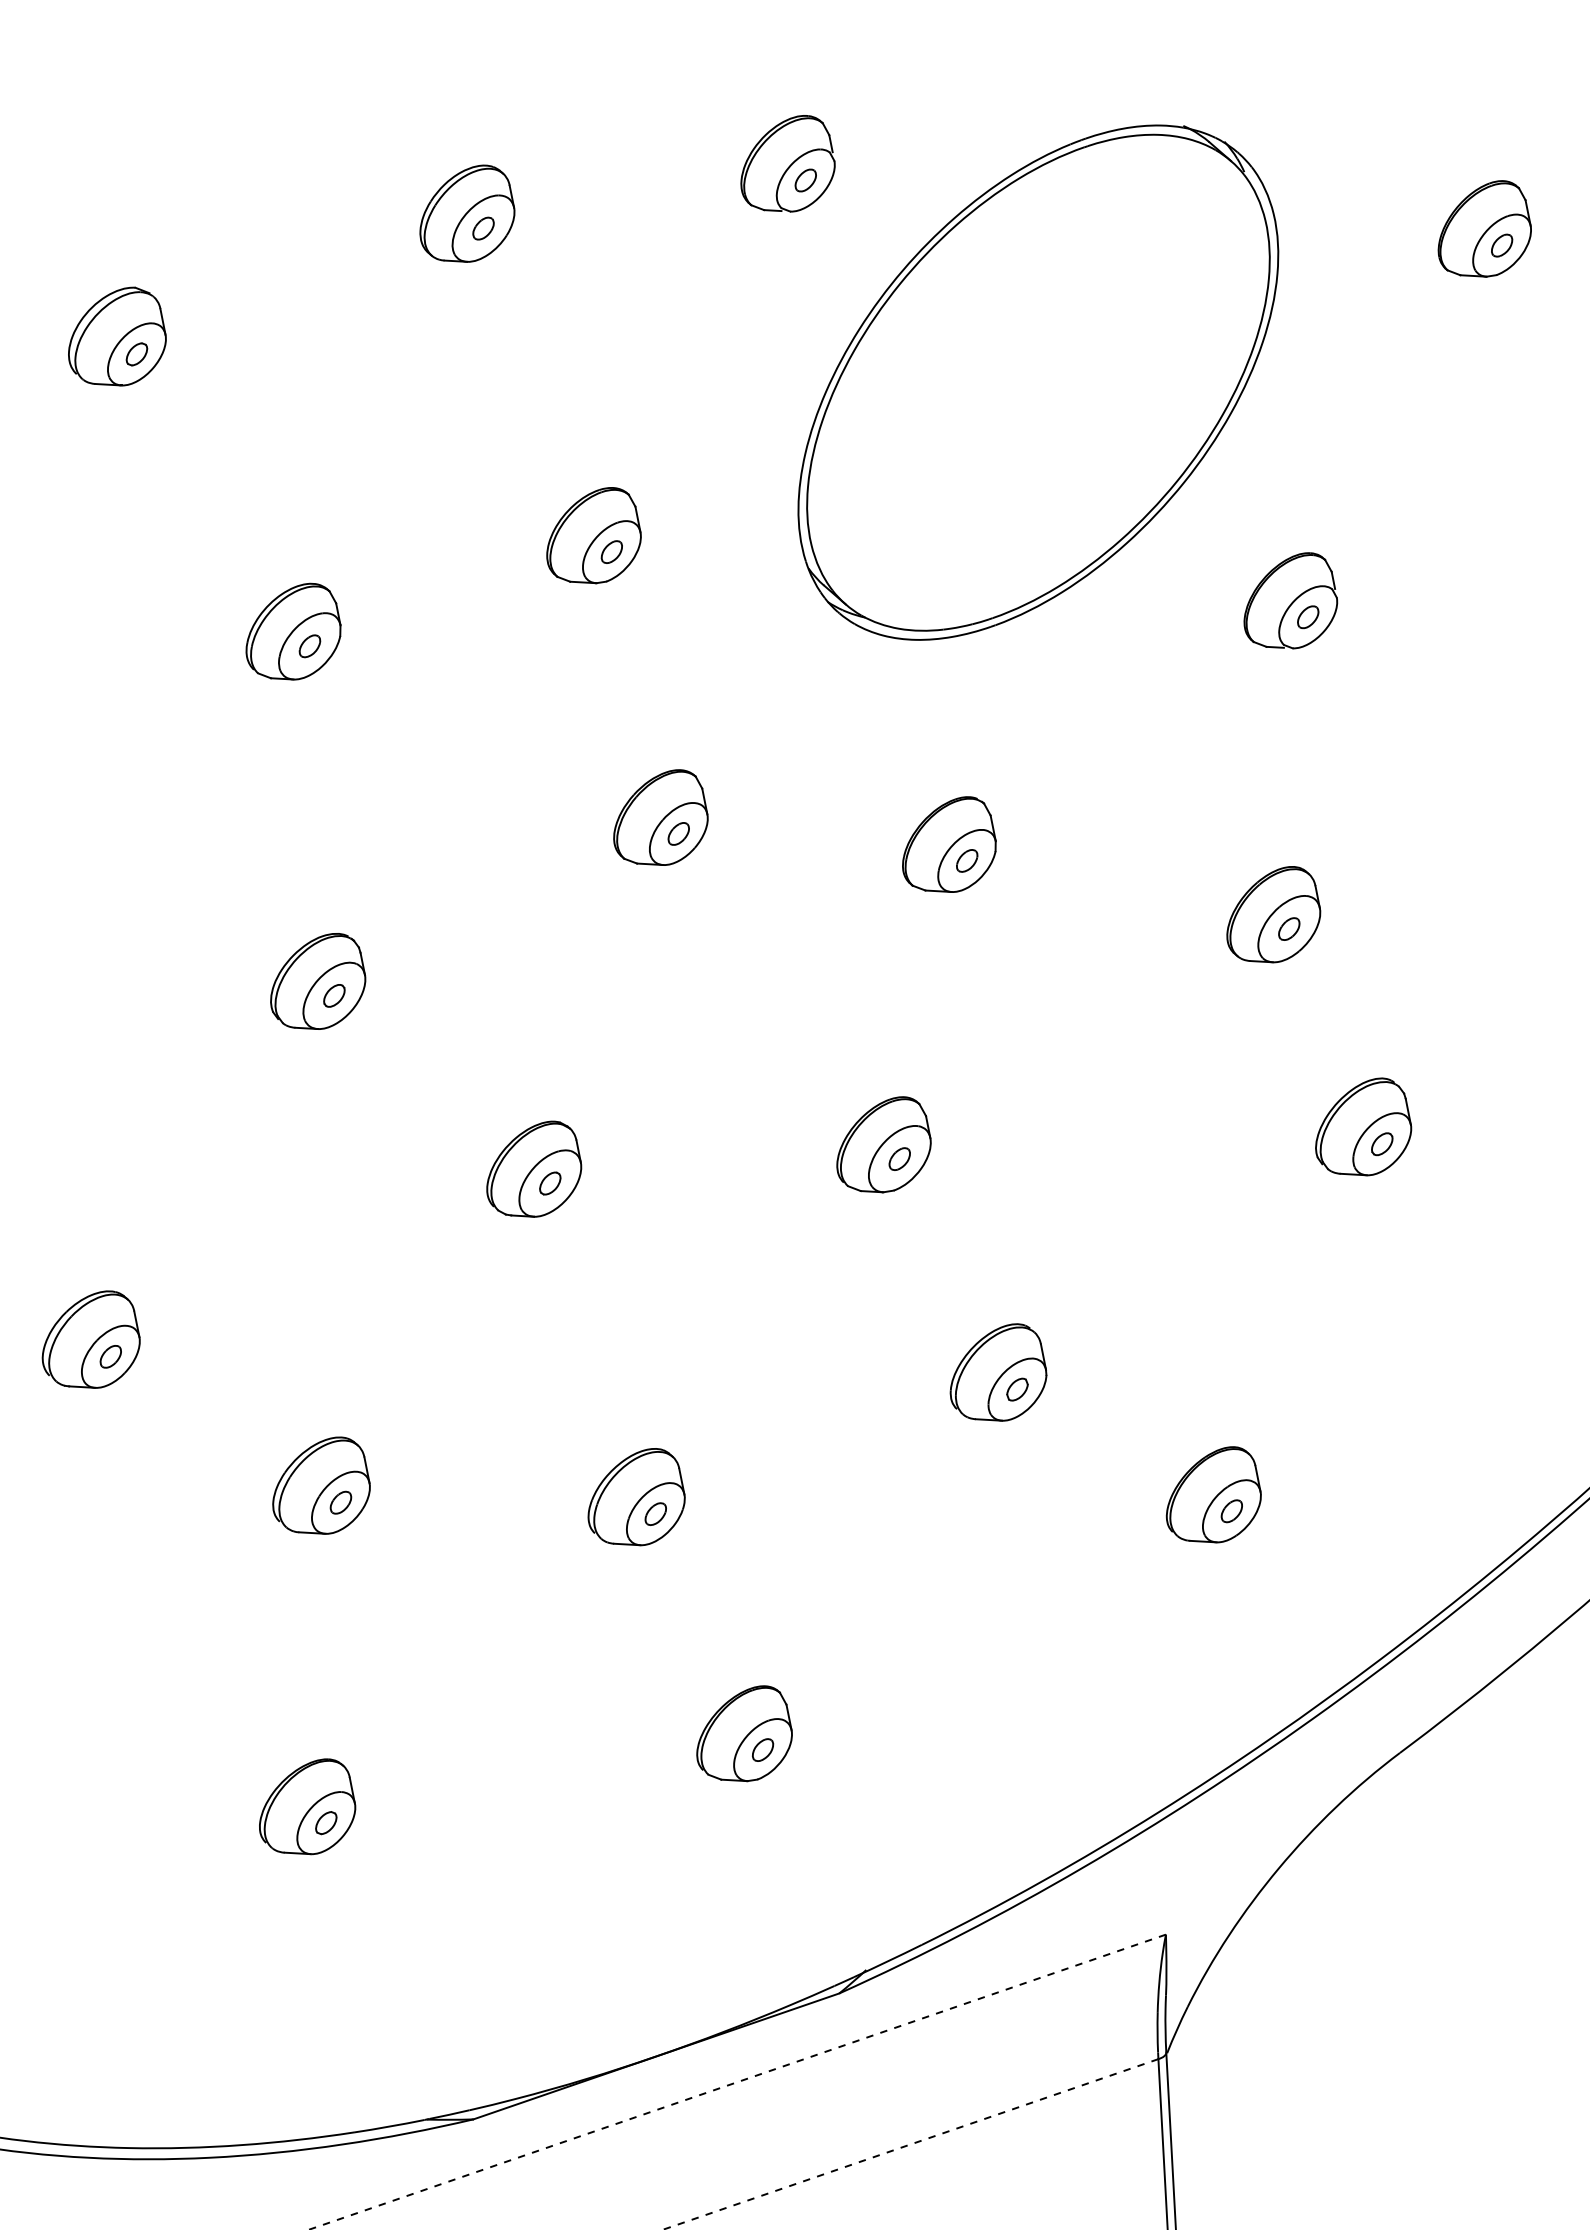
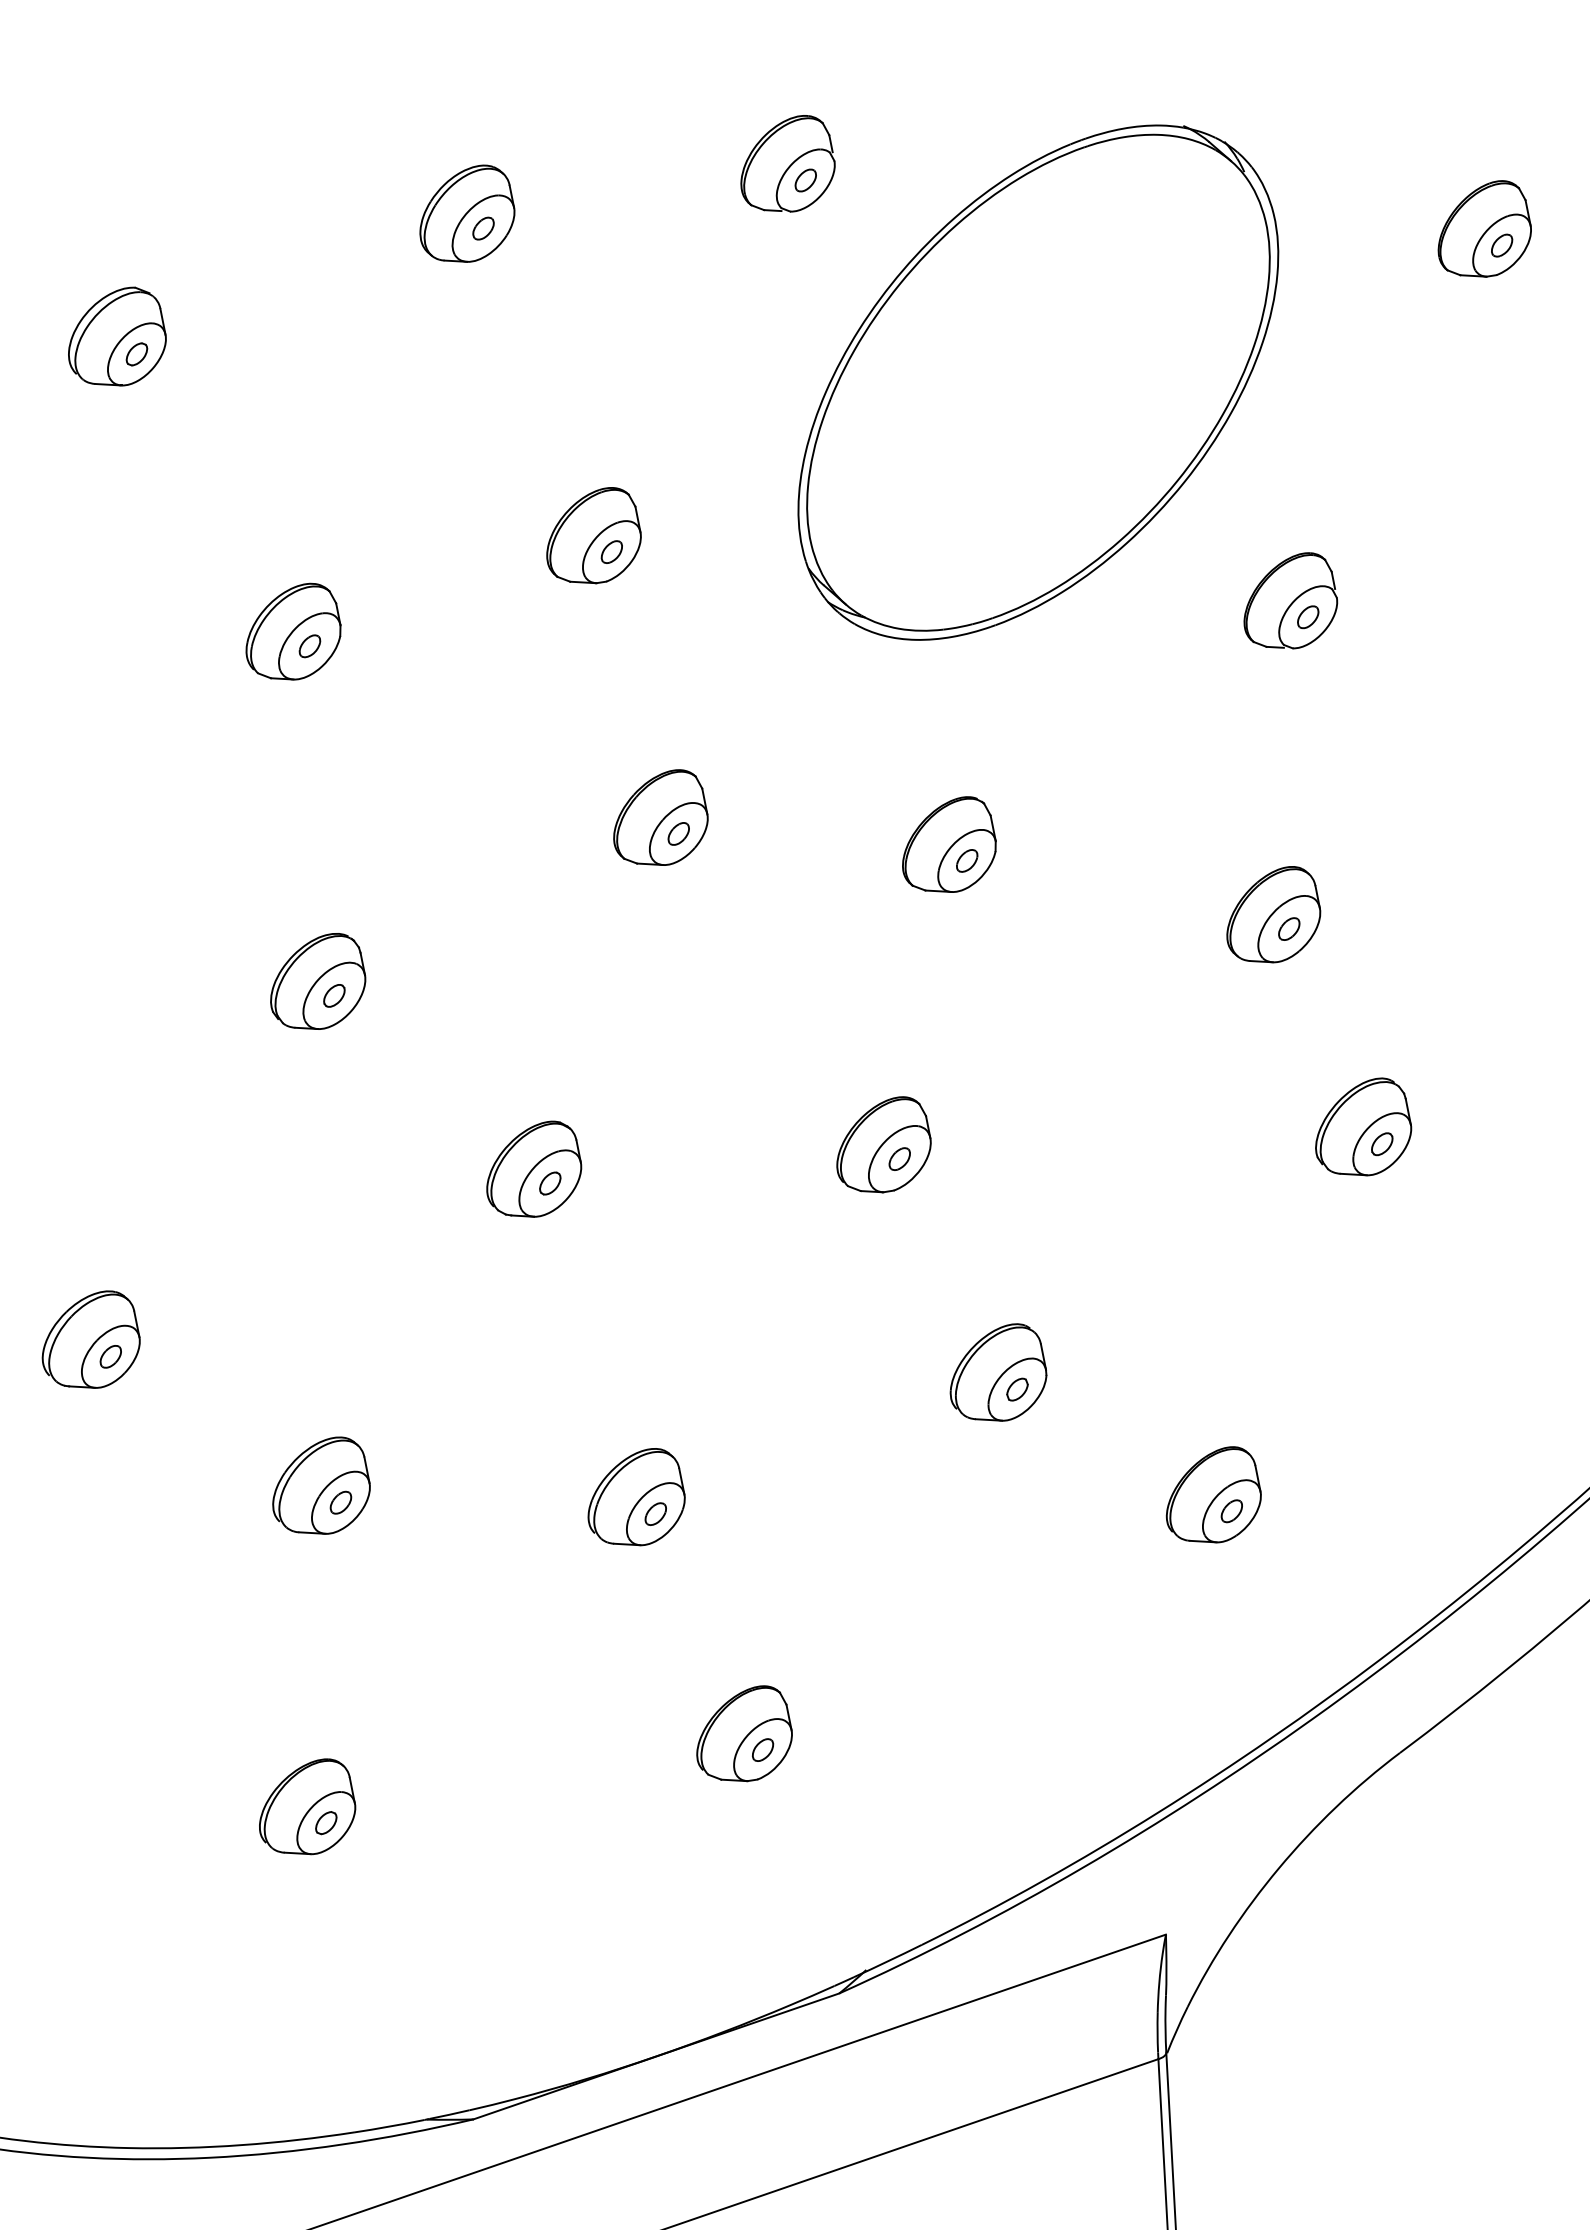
line: dashed -> solid (736, 2082)
line: dashed -> solid (909, 2144)
